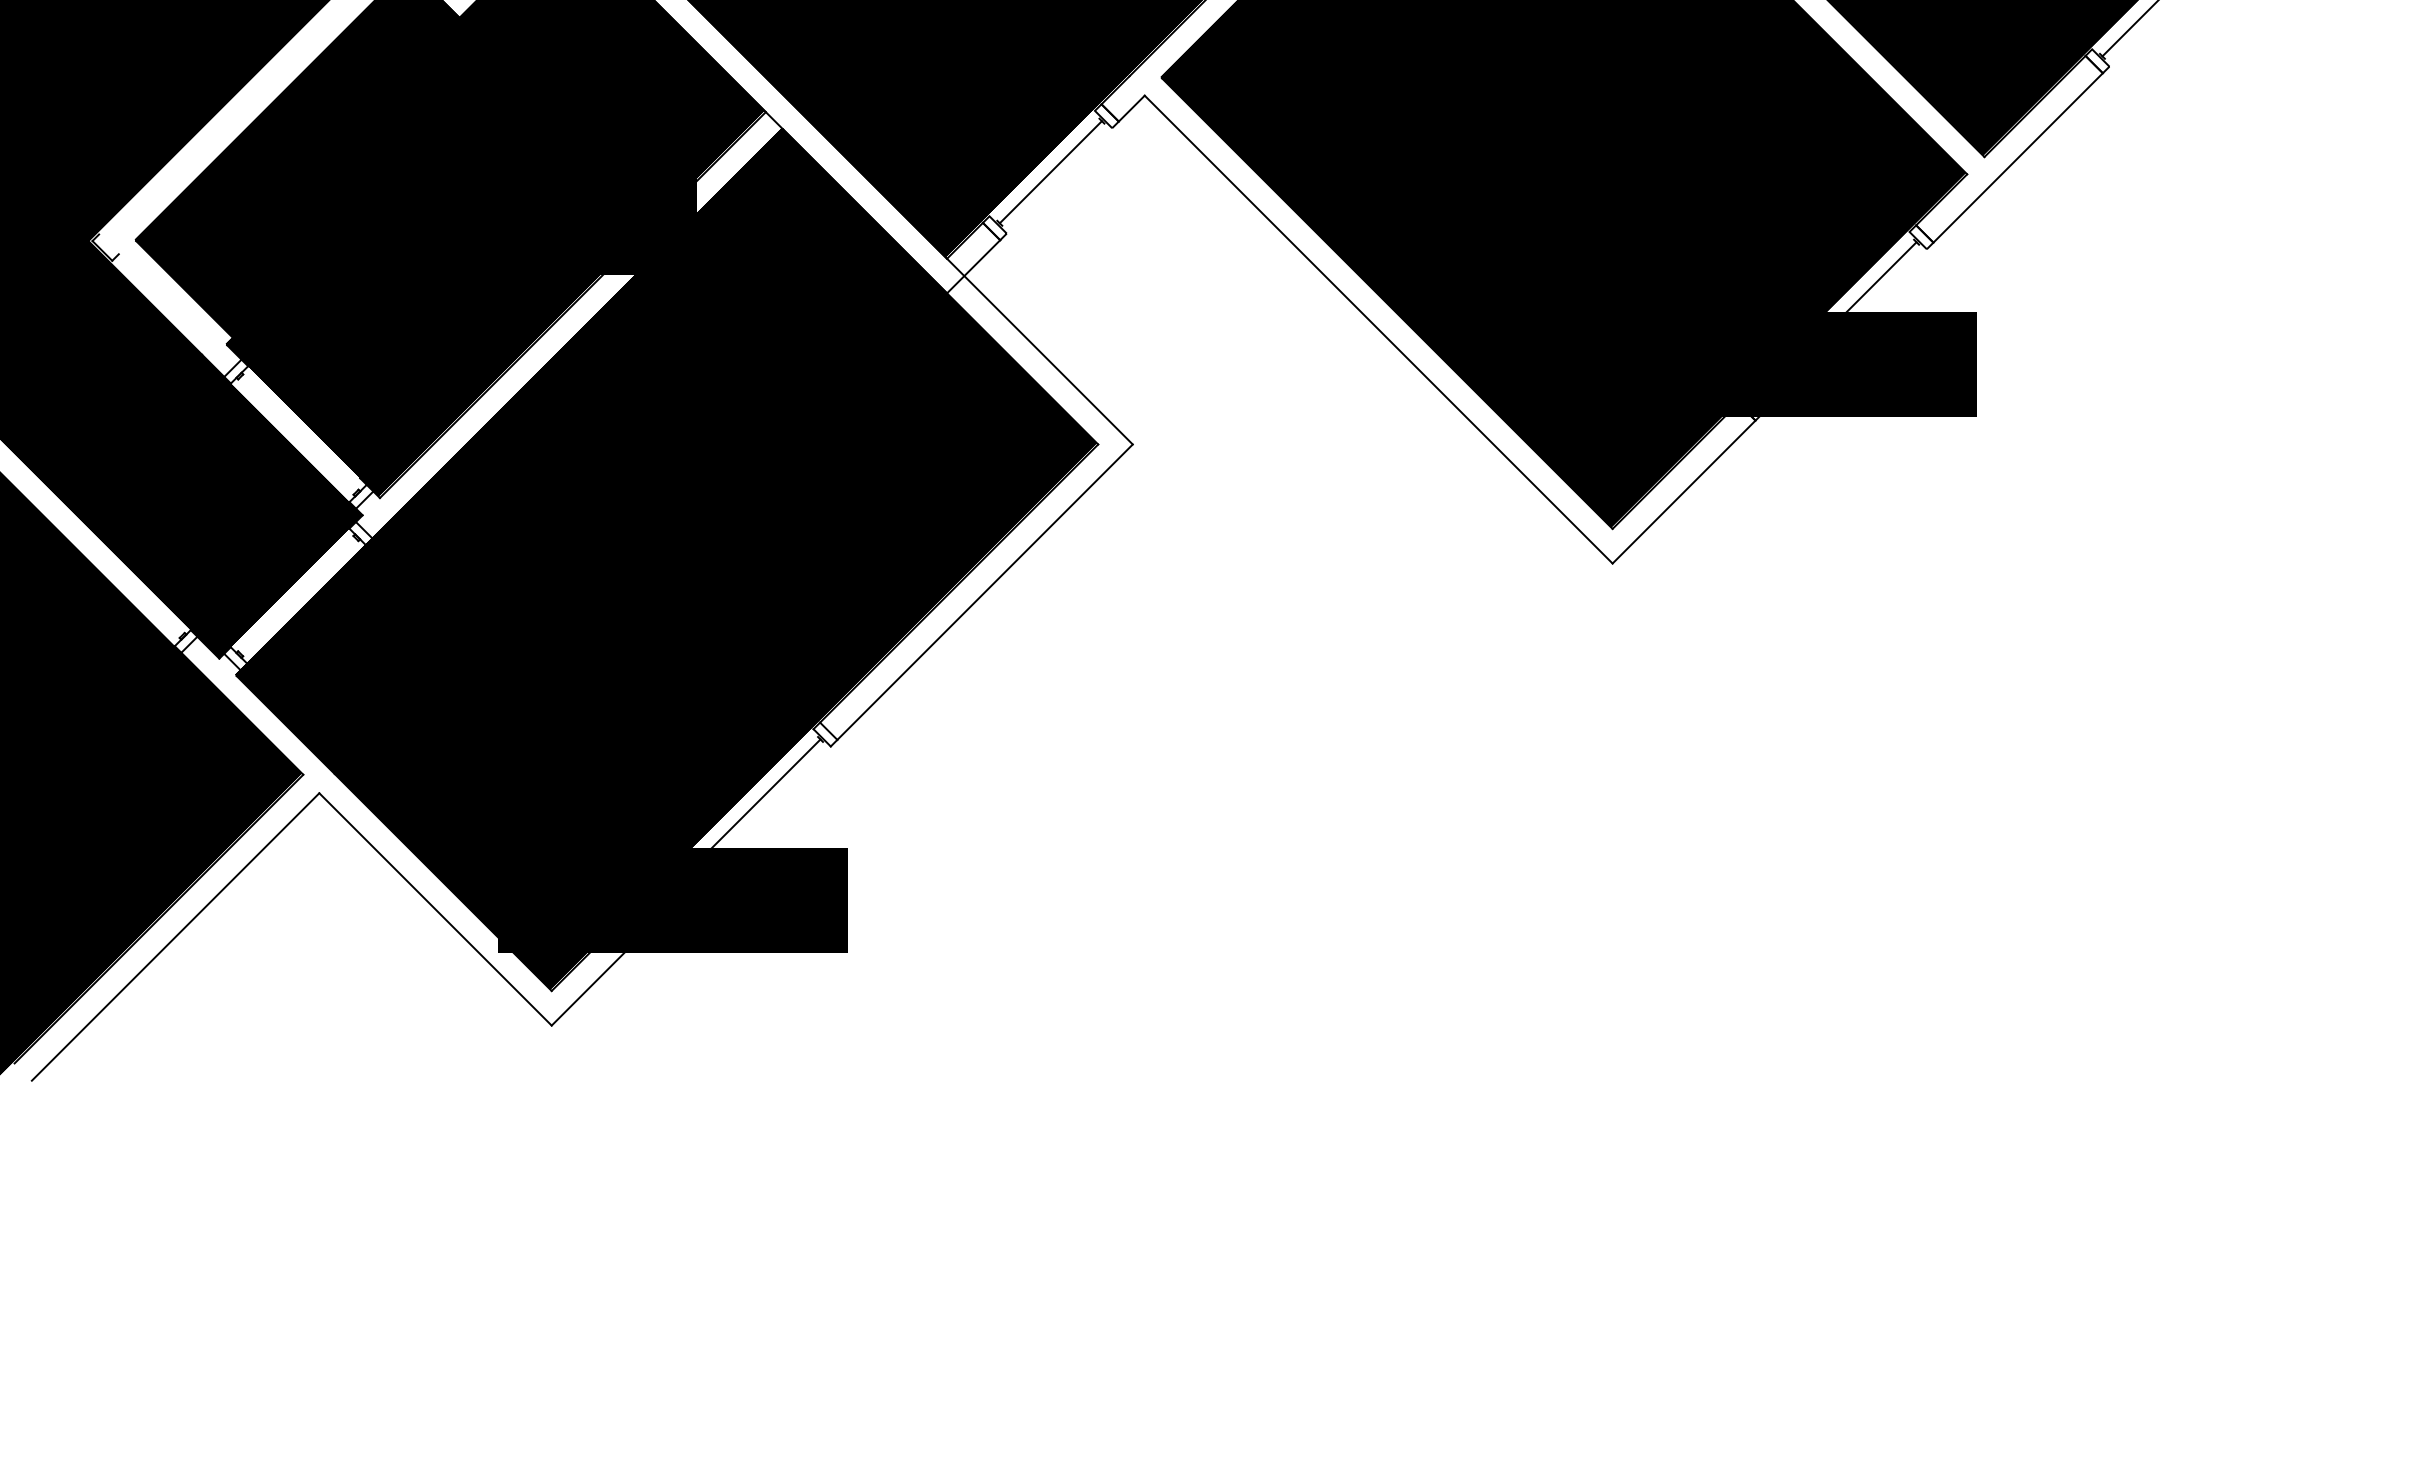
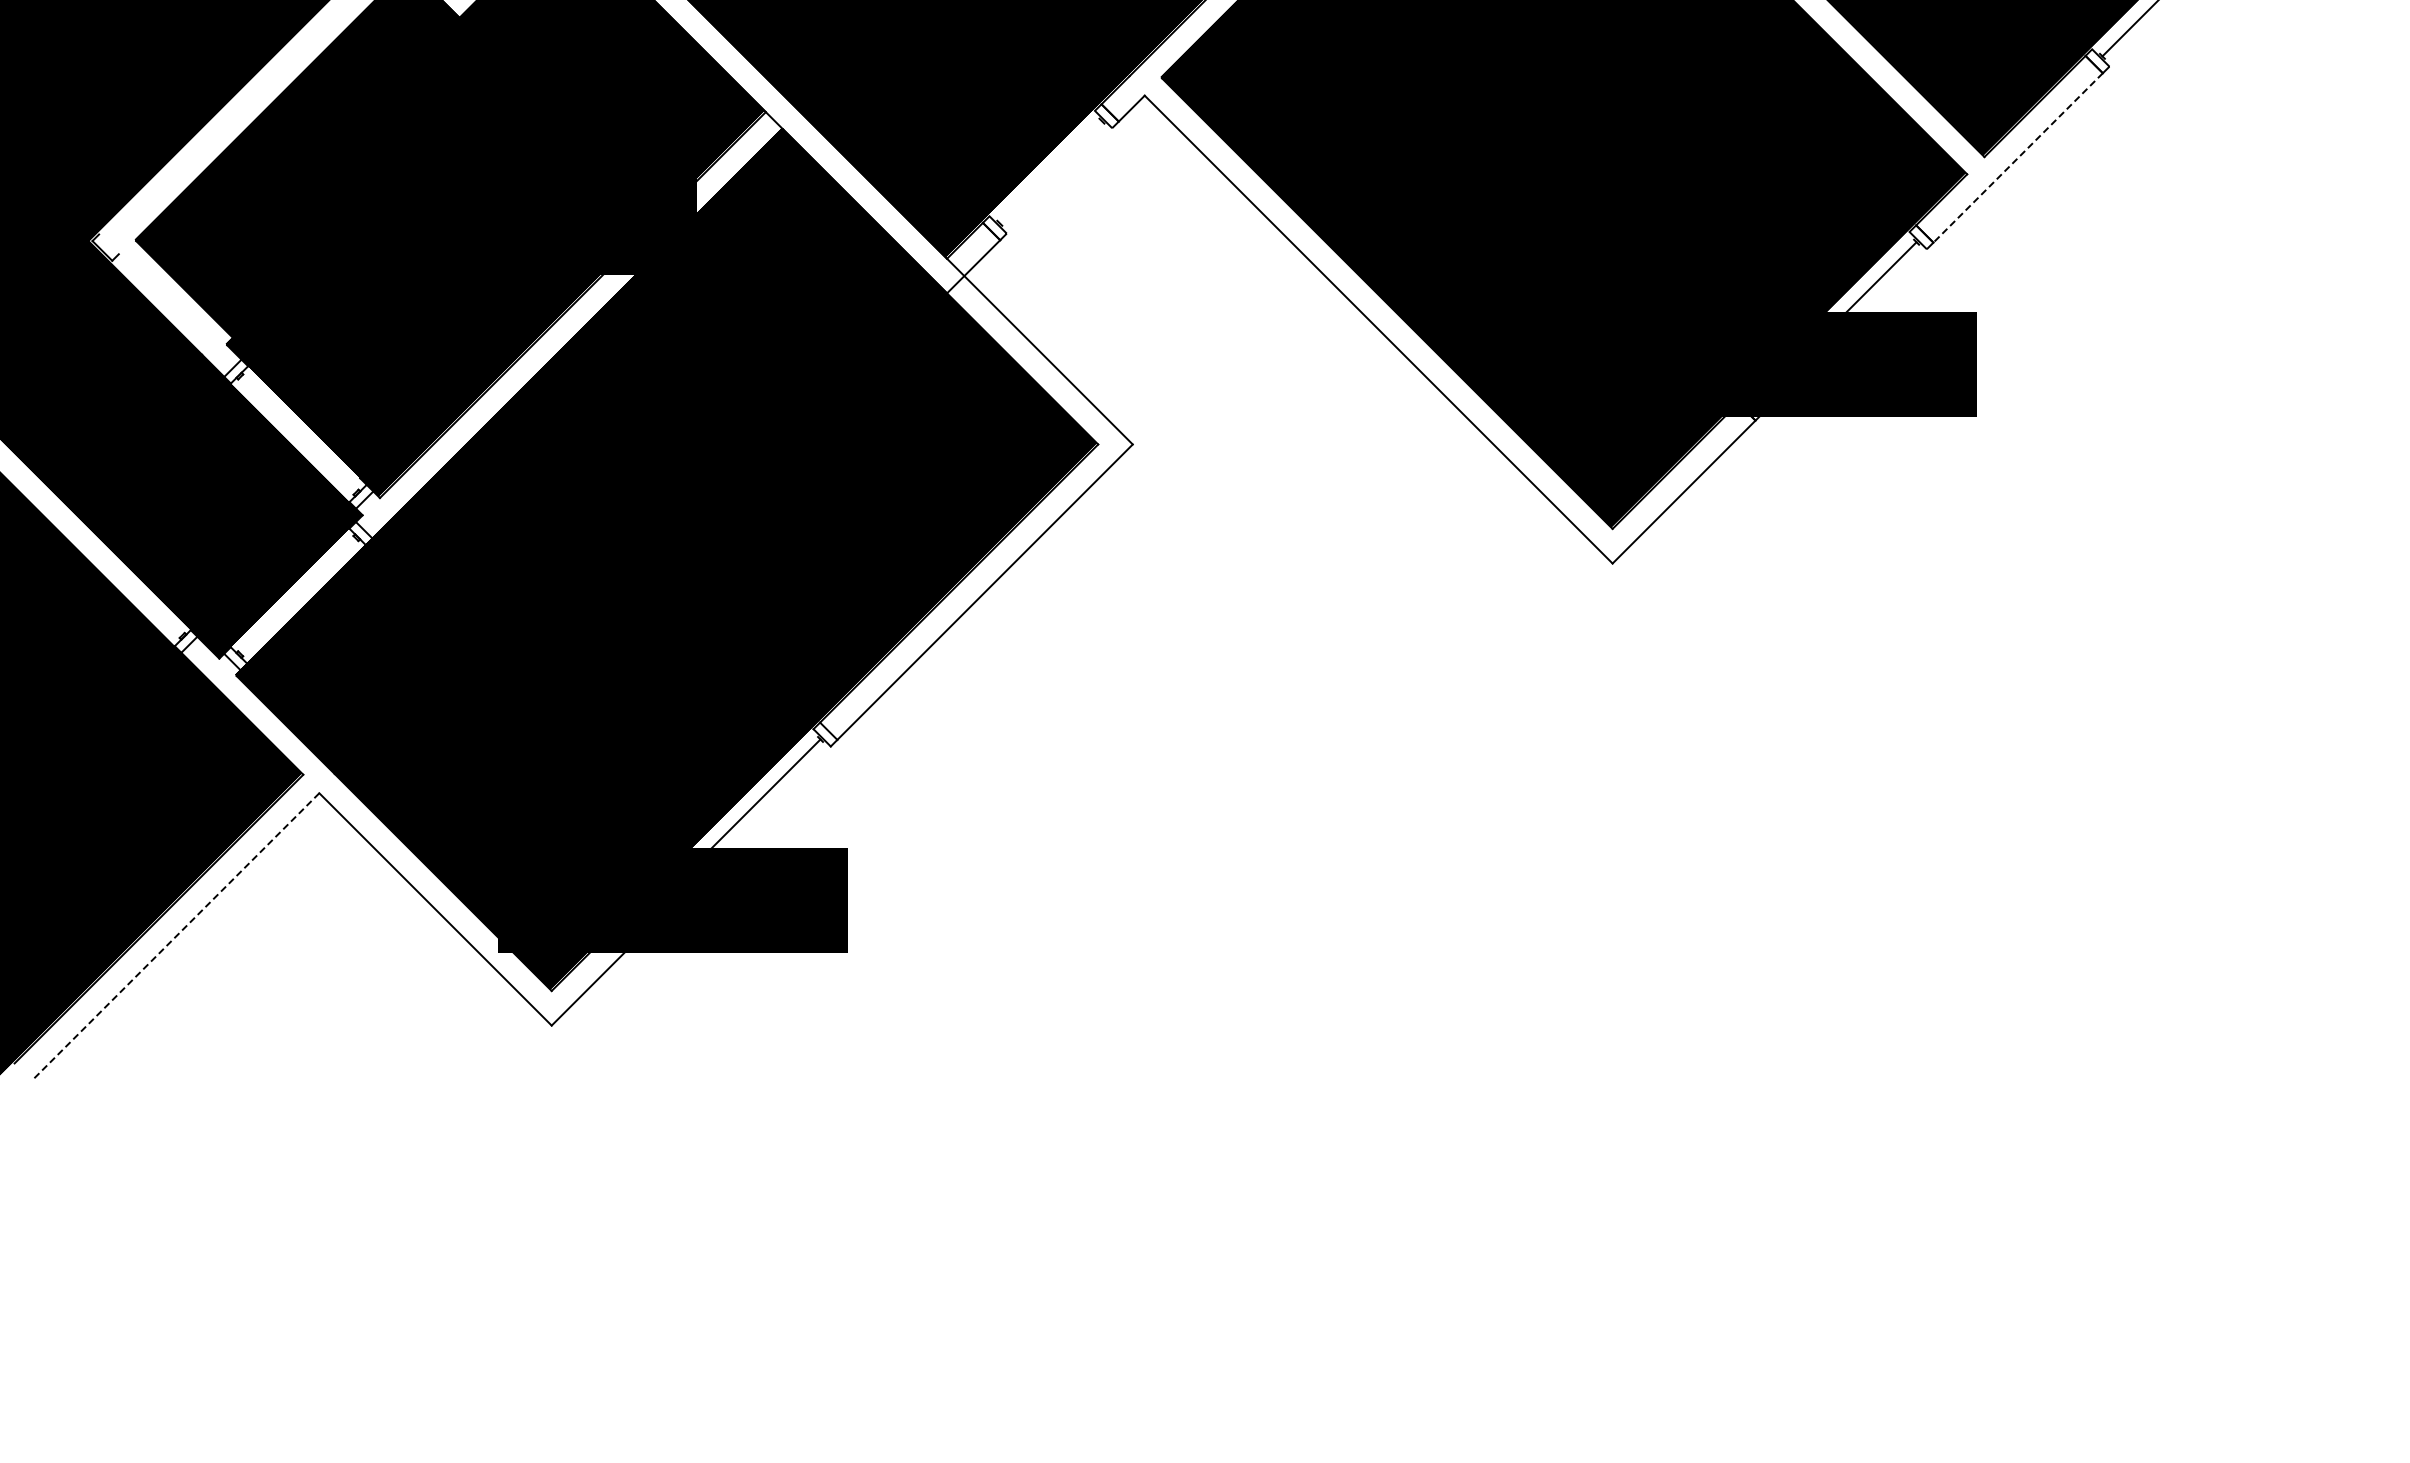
line: solid -> dashed (2018, 157)
line: present -> none (1050, 172)
line: solid -> dashed (175, 937)
